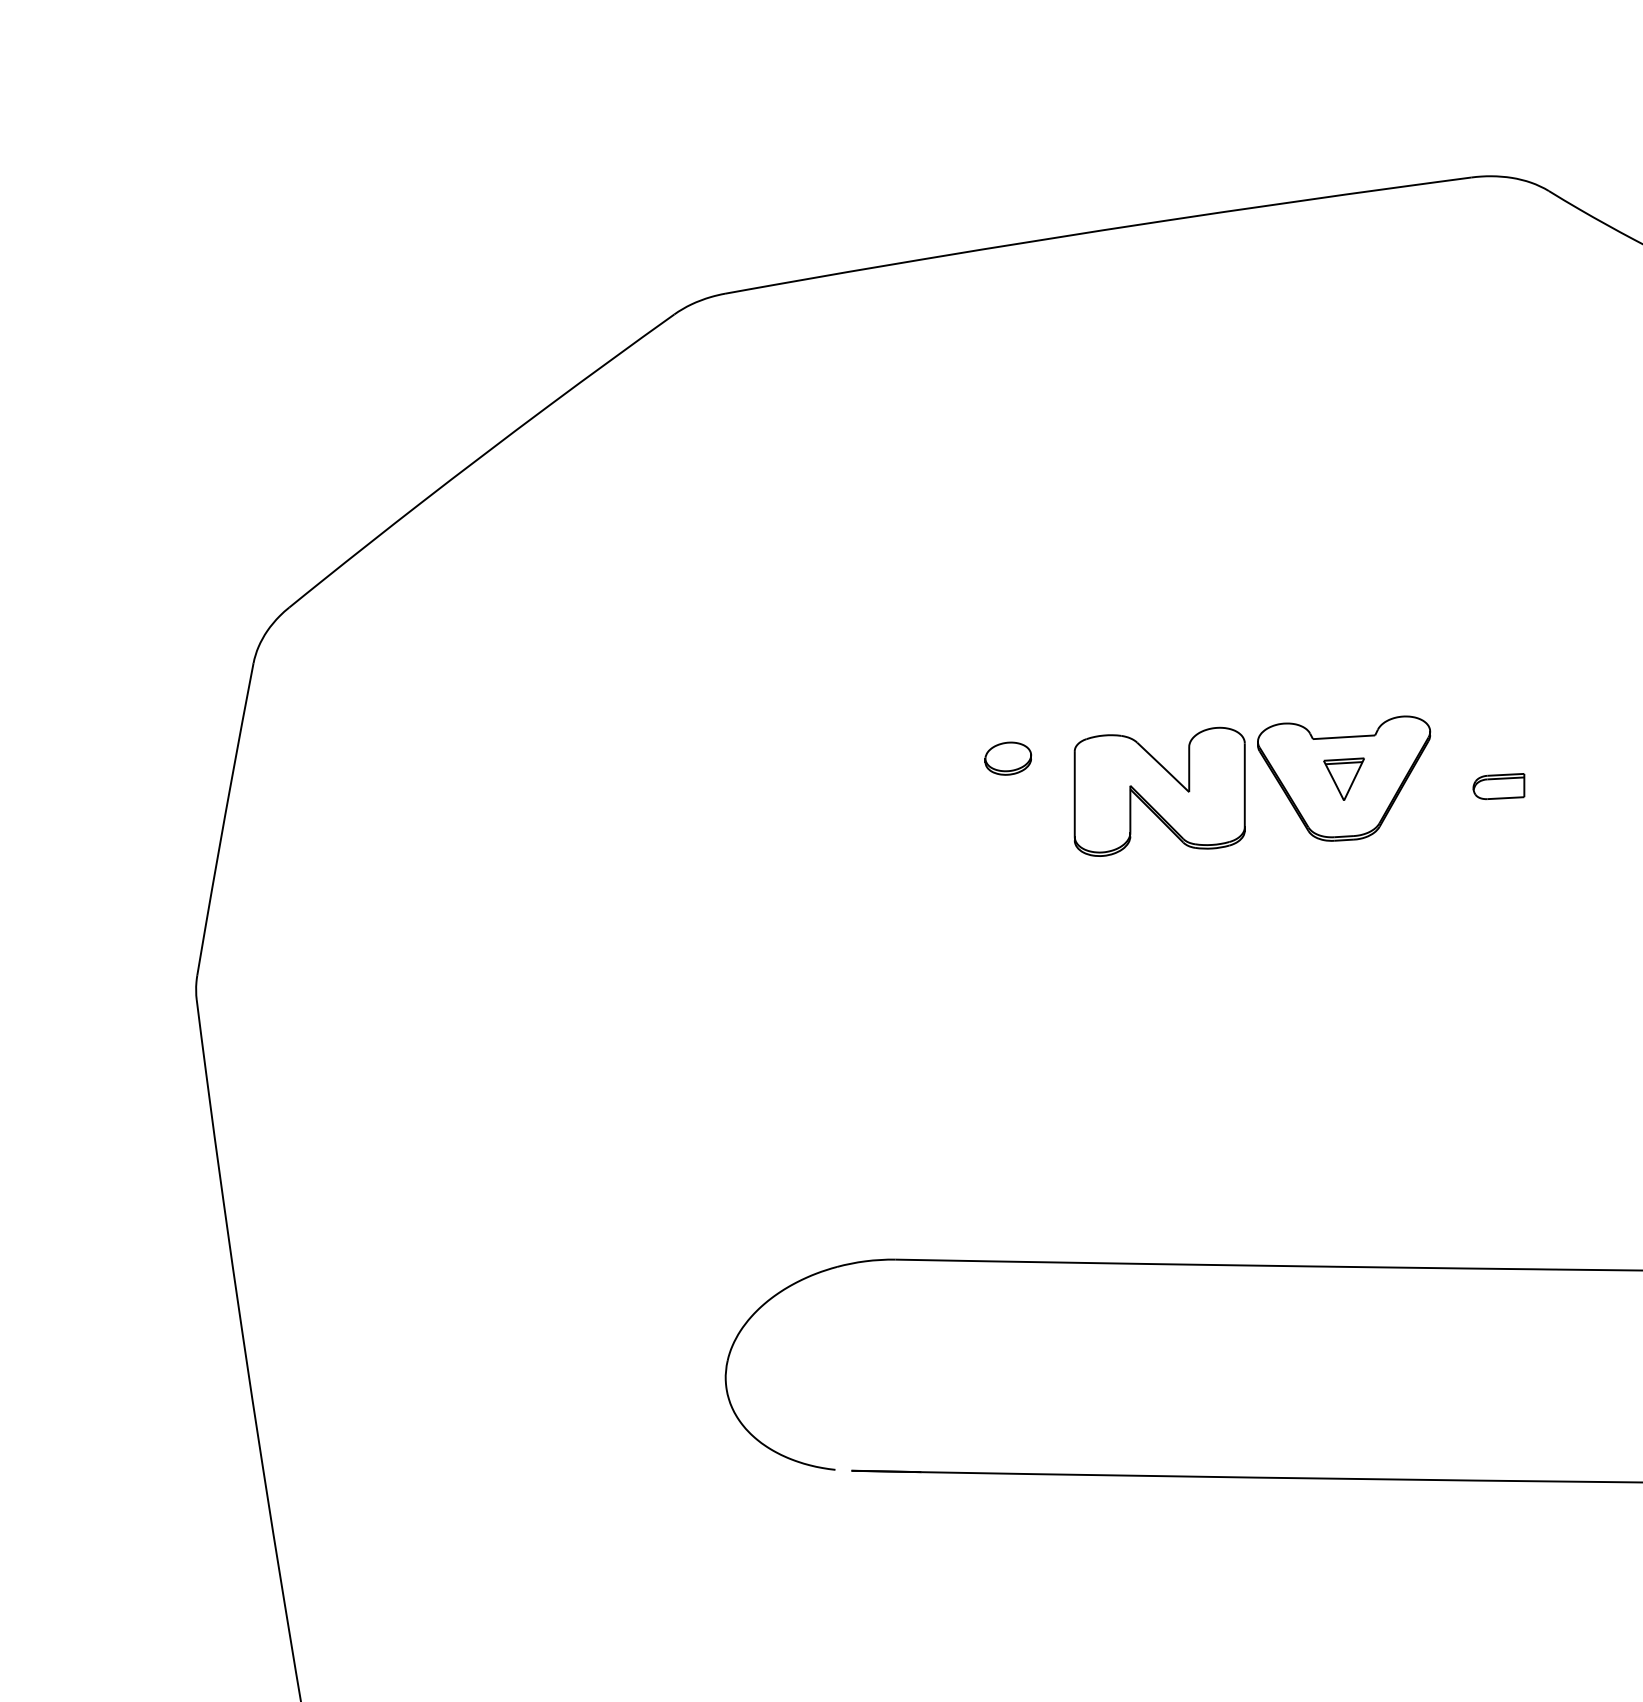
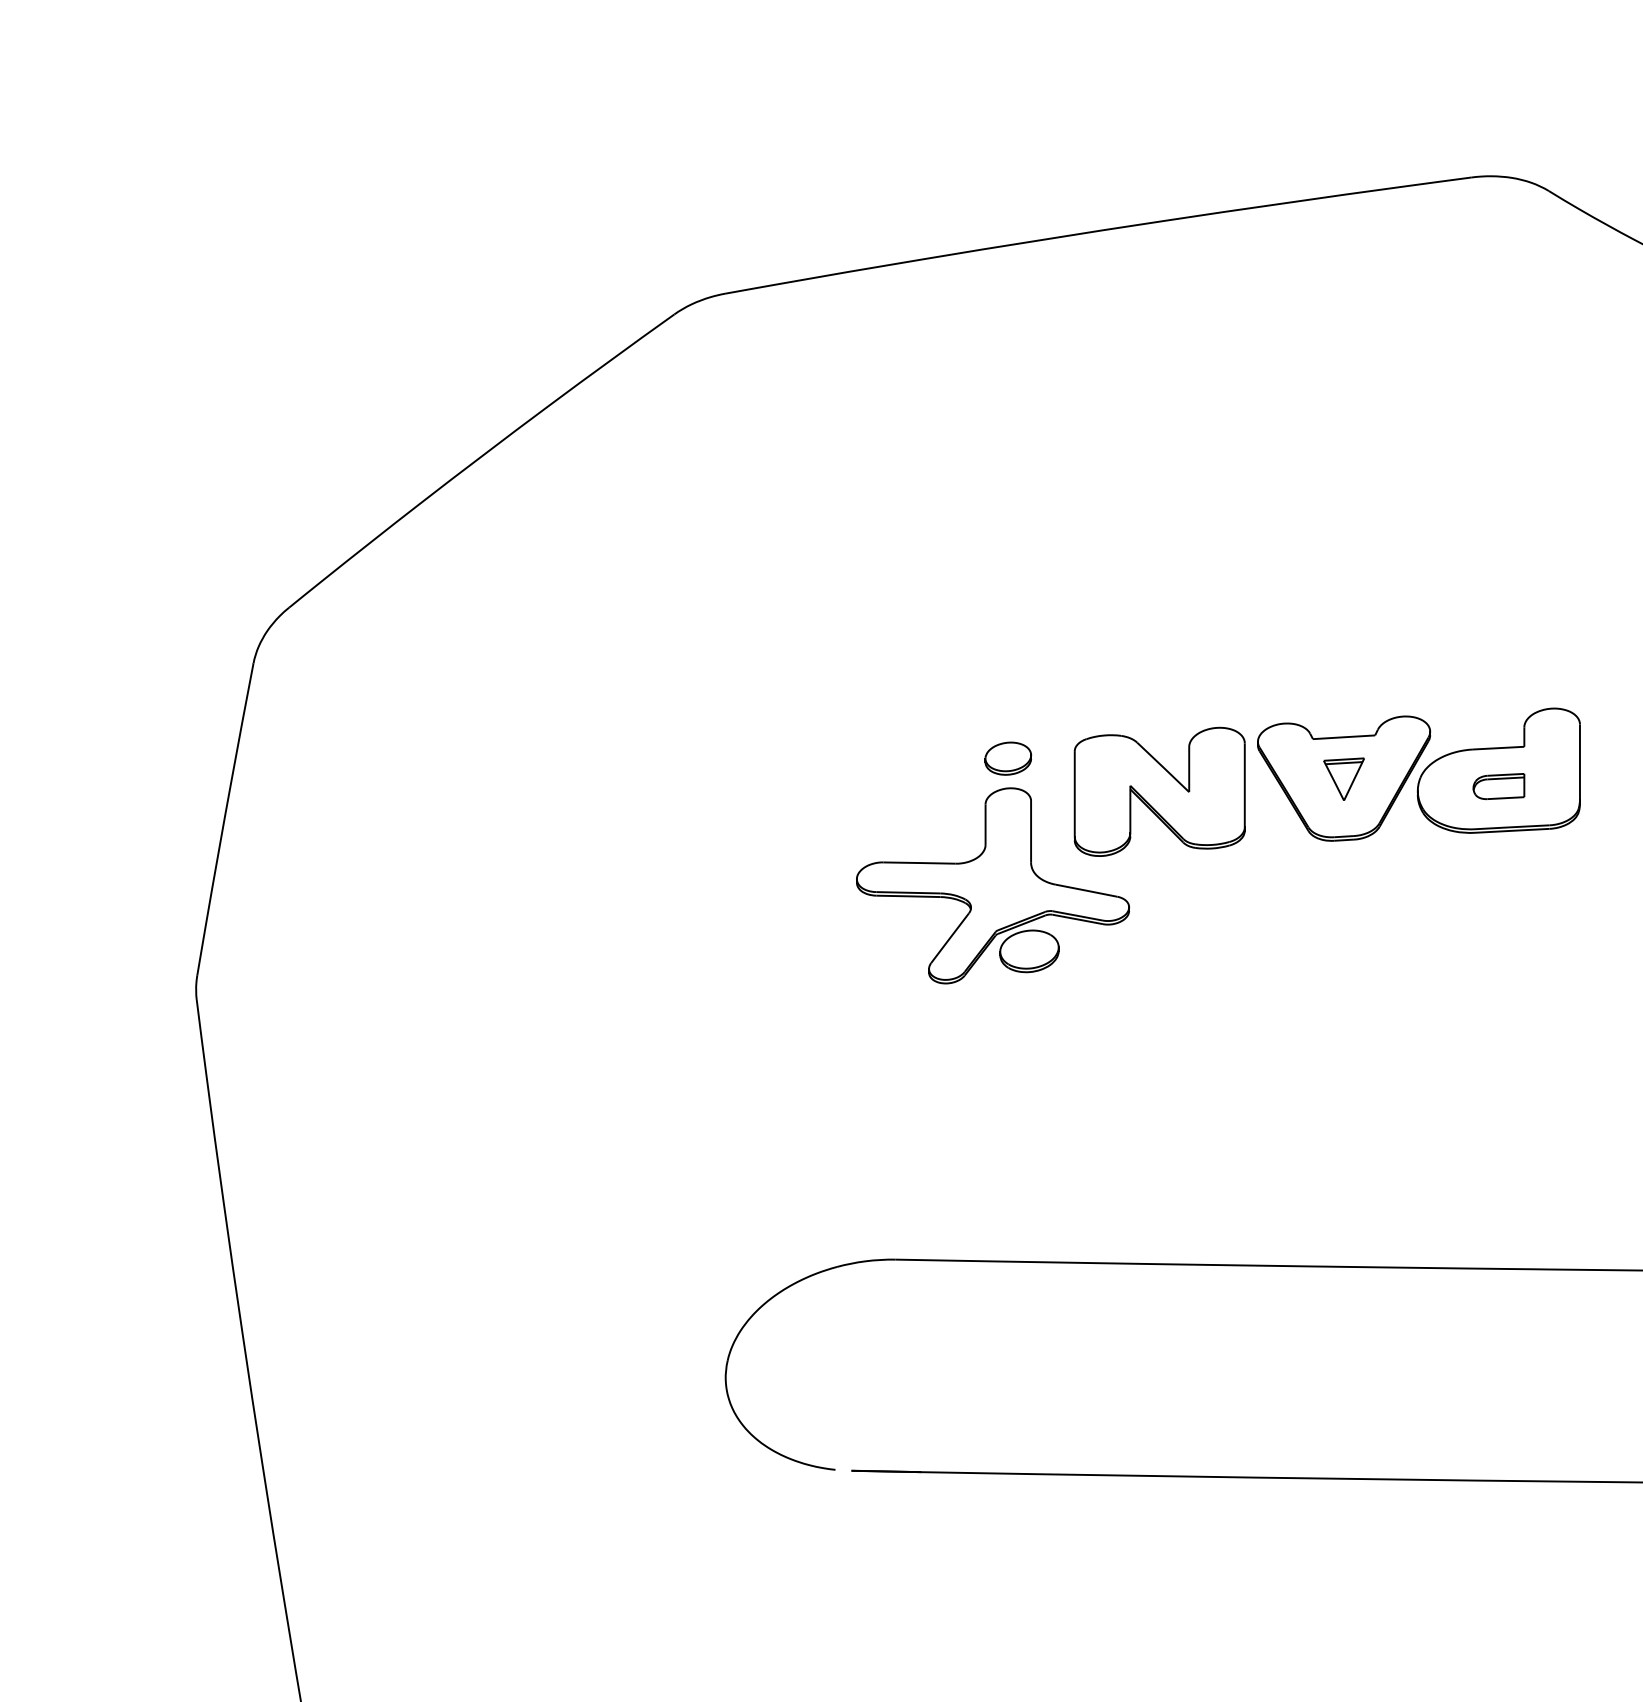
part: none -> present (1498, 770)
part: none -> present (992, 885)
